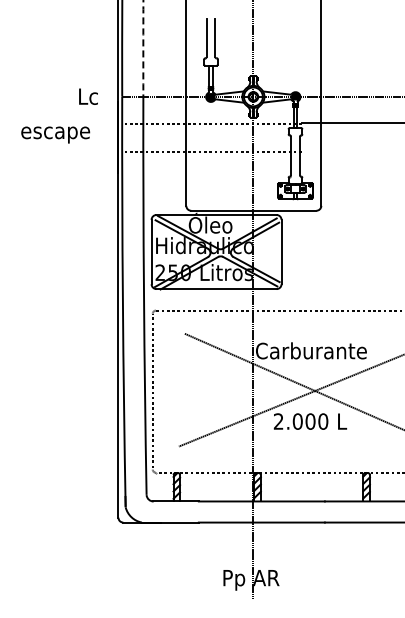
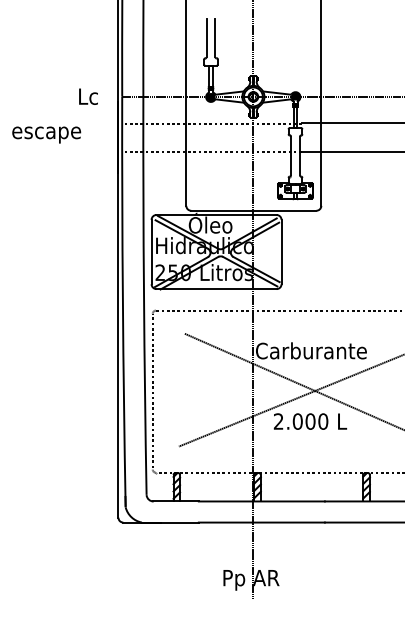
arc: dashed -> solid (143, 48)
text position: (55, 134) -> (46, 134) (46, 134)
line: none -> present (351, 151)
